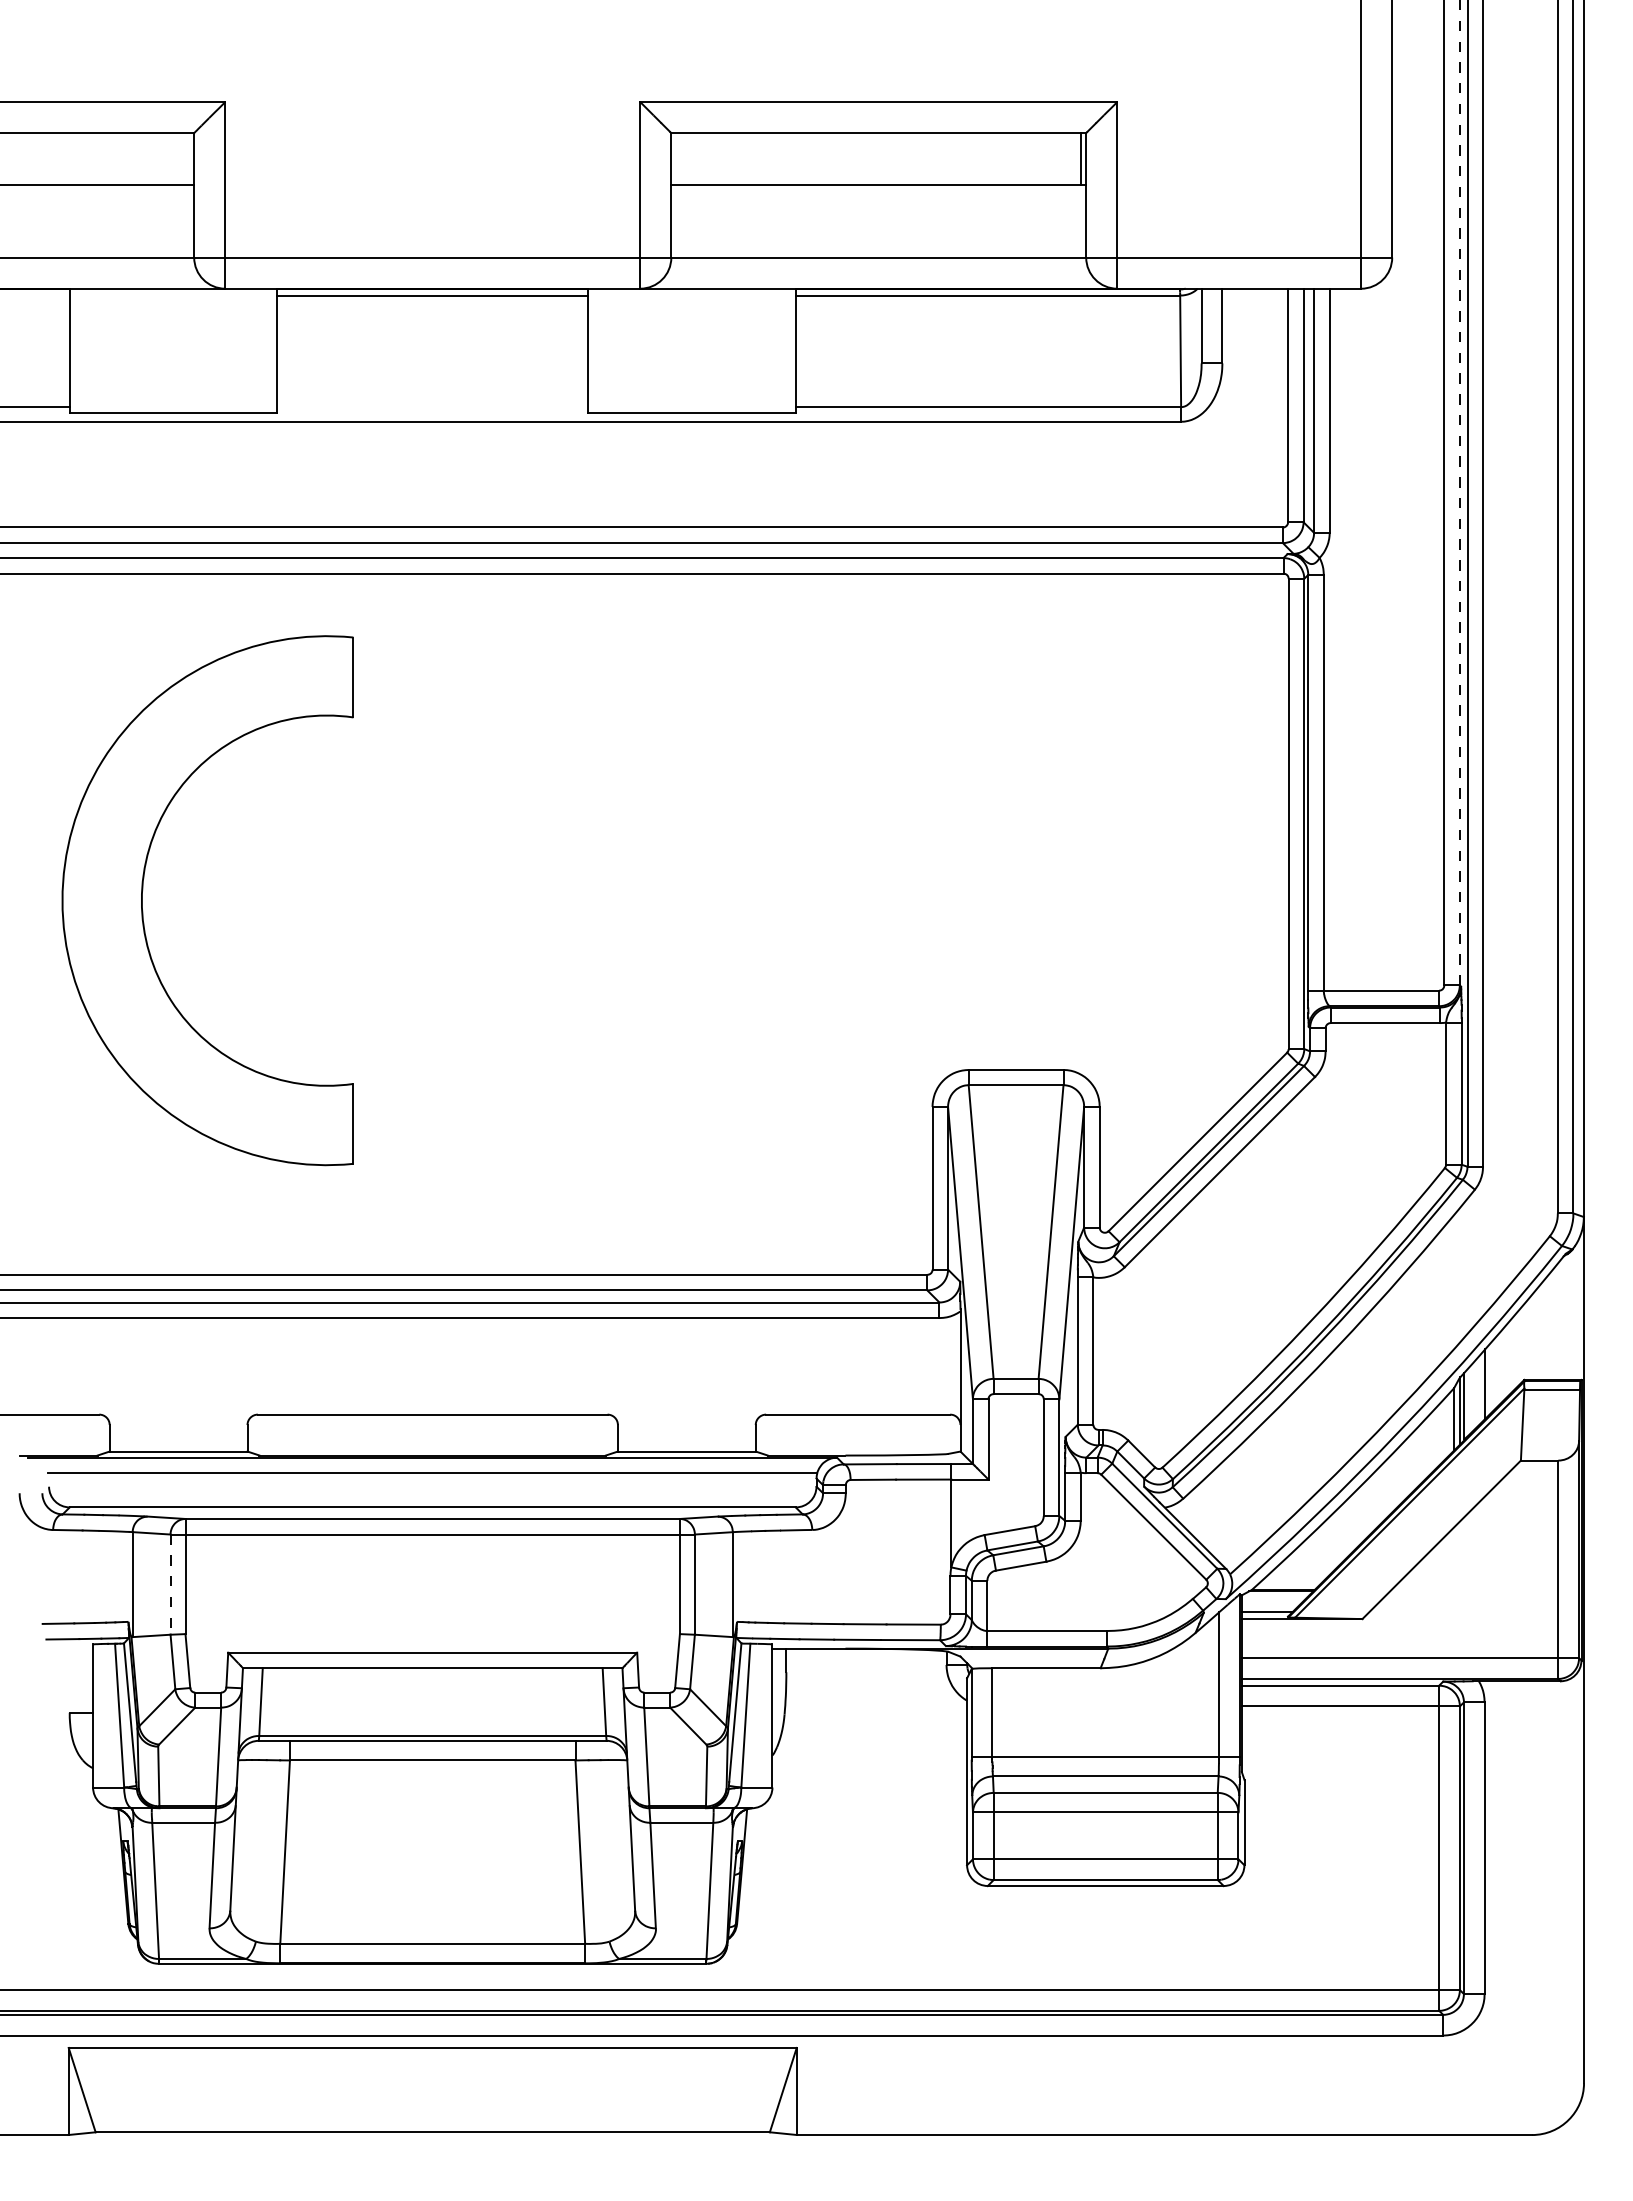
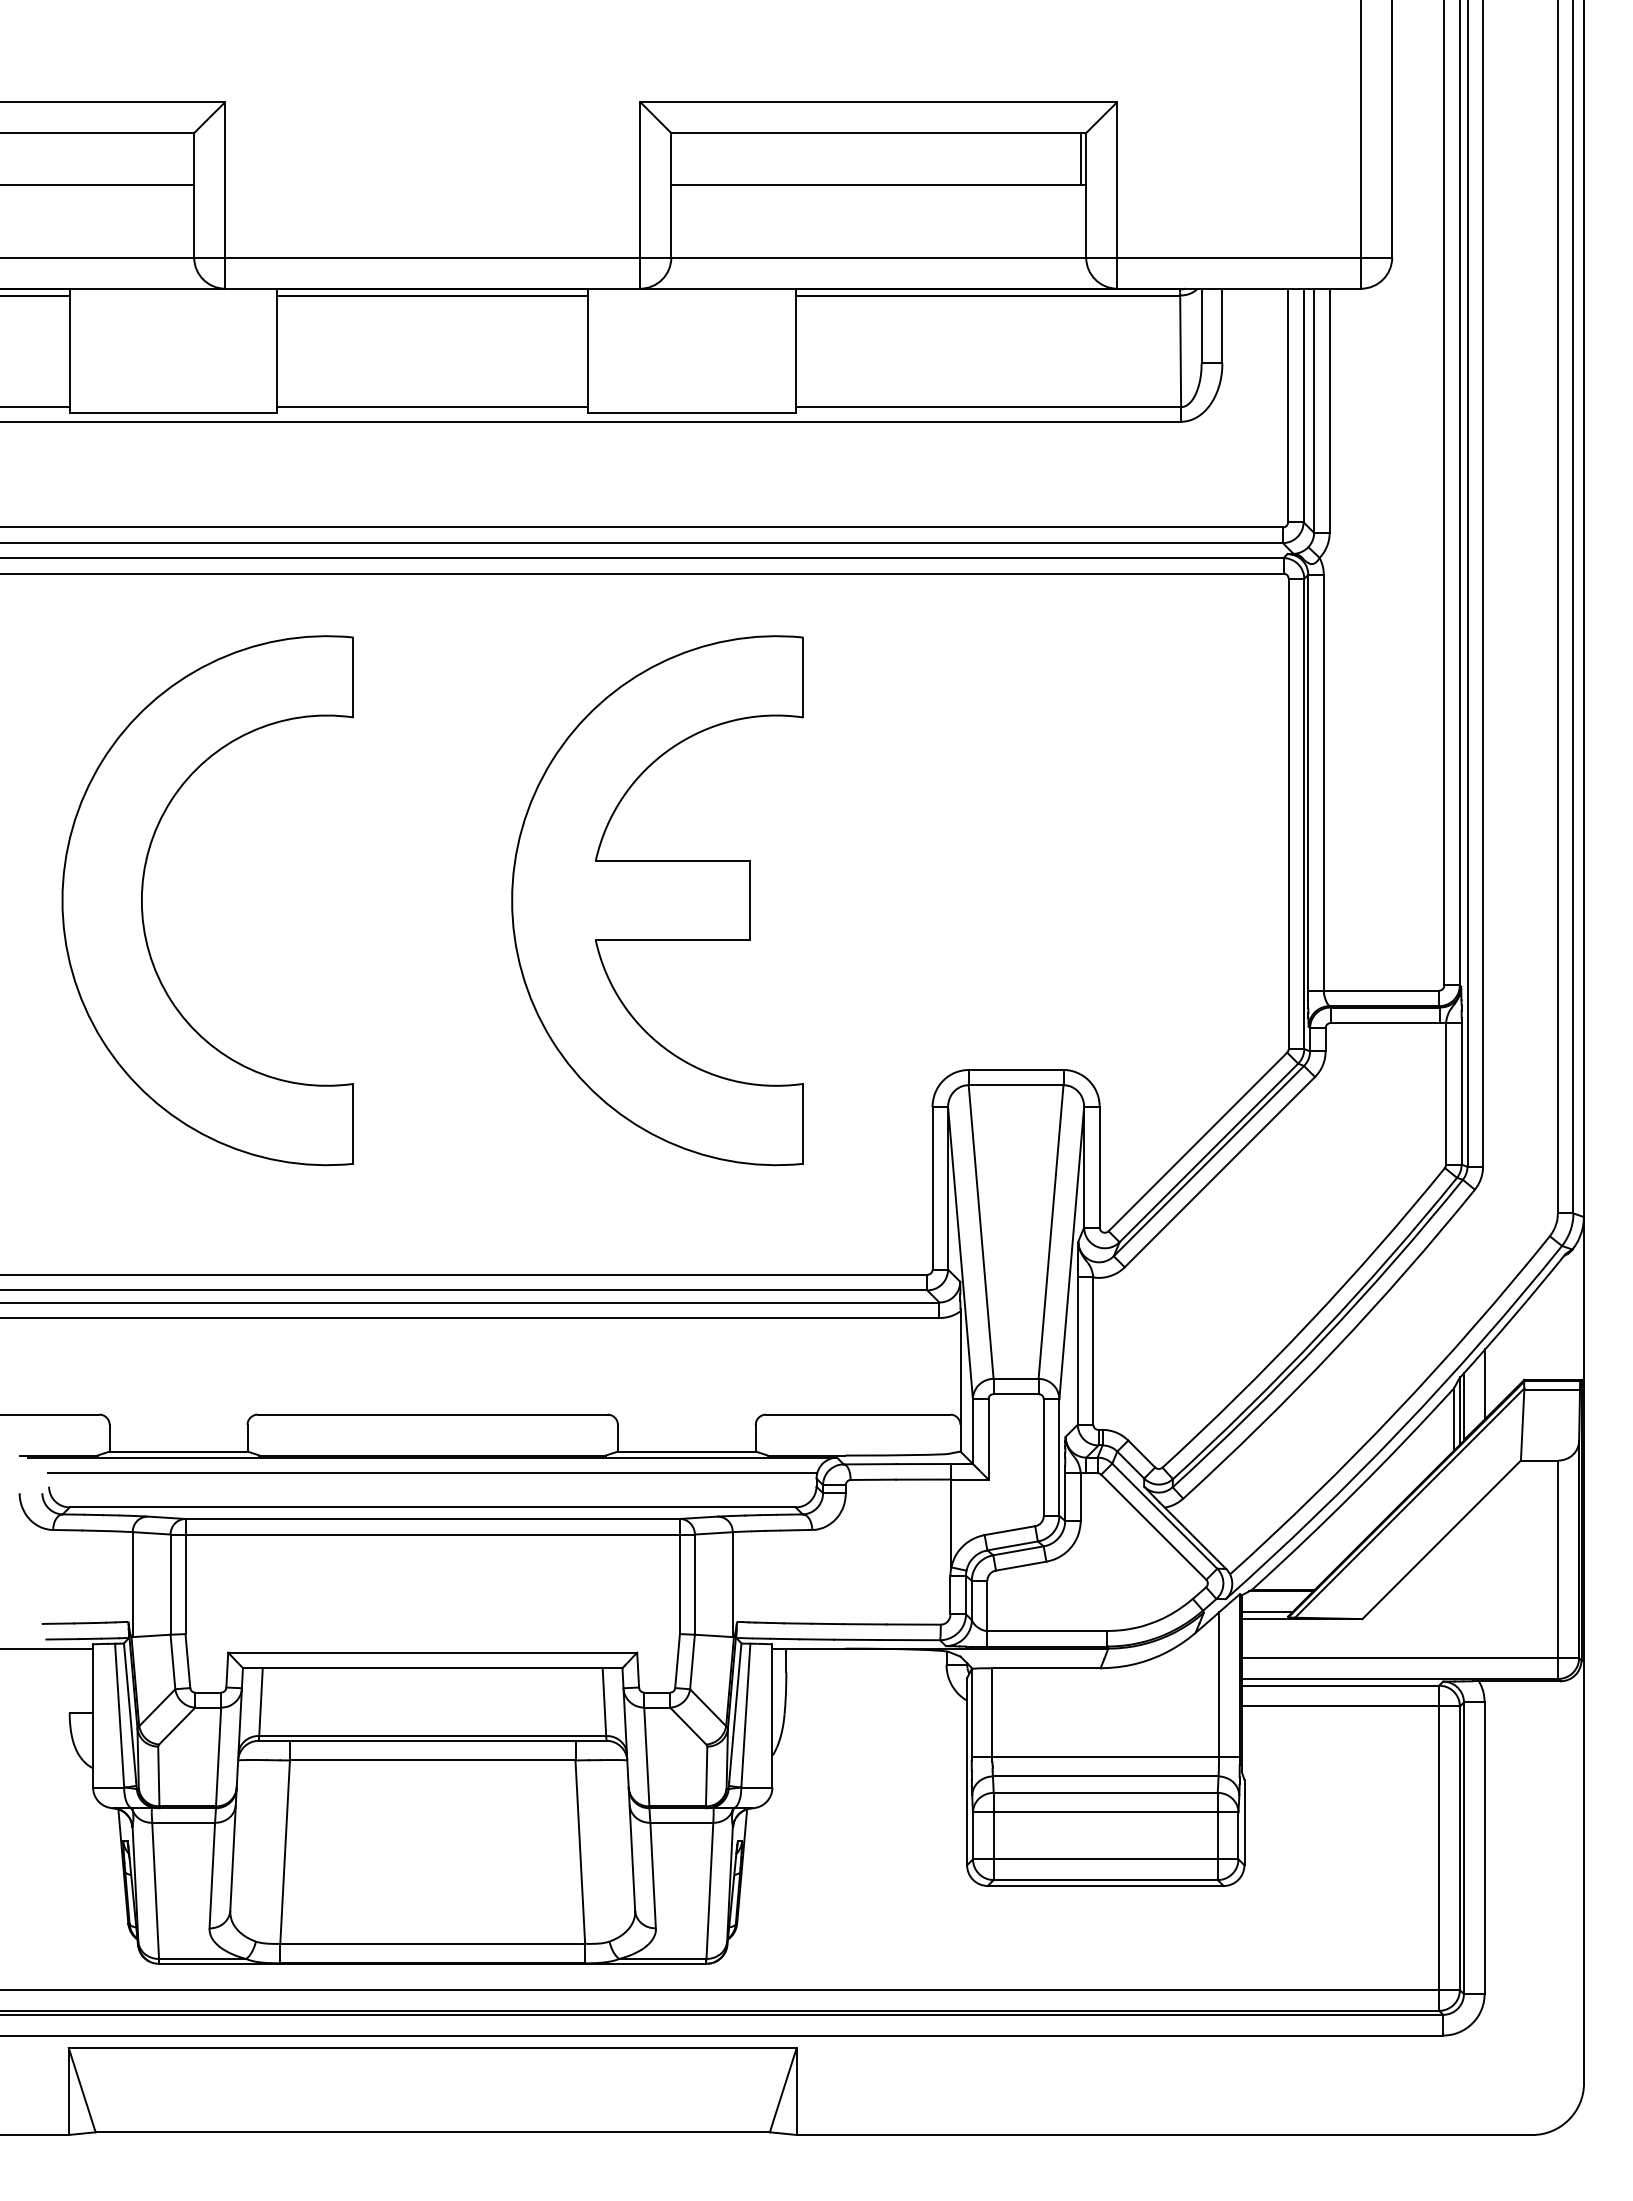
line: none -> present (35, 295)
line: none -> present (432, 407)
line: dashed -> solid (1459, 492)
part: none -> present (657, 900)
line: dashed -> solid (170, 1585)
line: none -> present (47, 1648)
